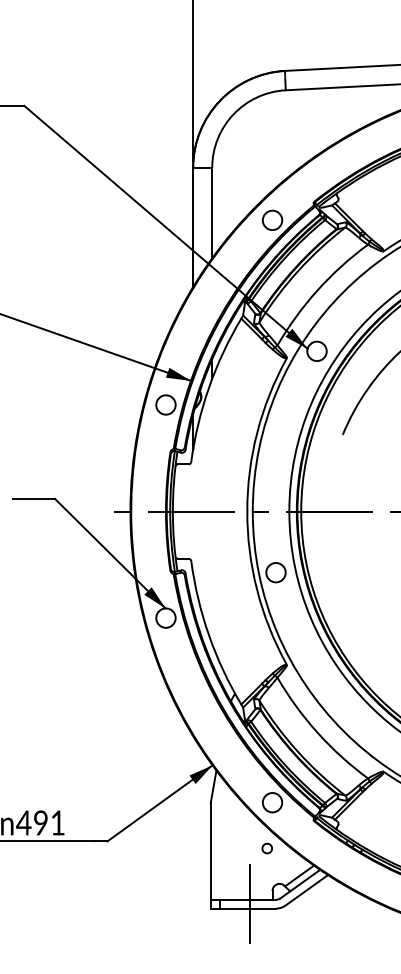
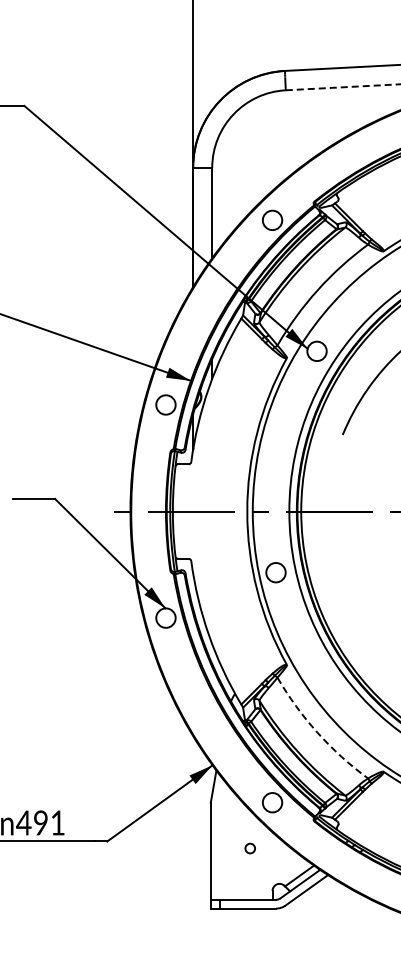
line: solid -> dashed (343, 87)
arc: solid -> dashed (317, 732)
circle position: (266, 848) -> (249, 848) (249, 848)
line: present -> none (249, 903)
